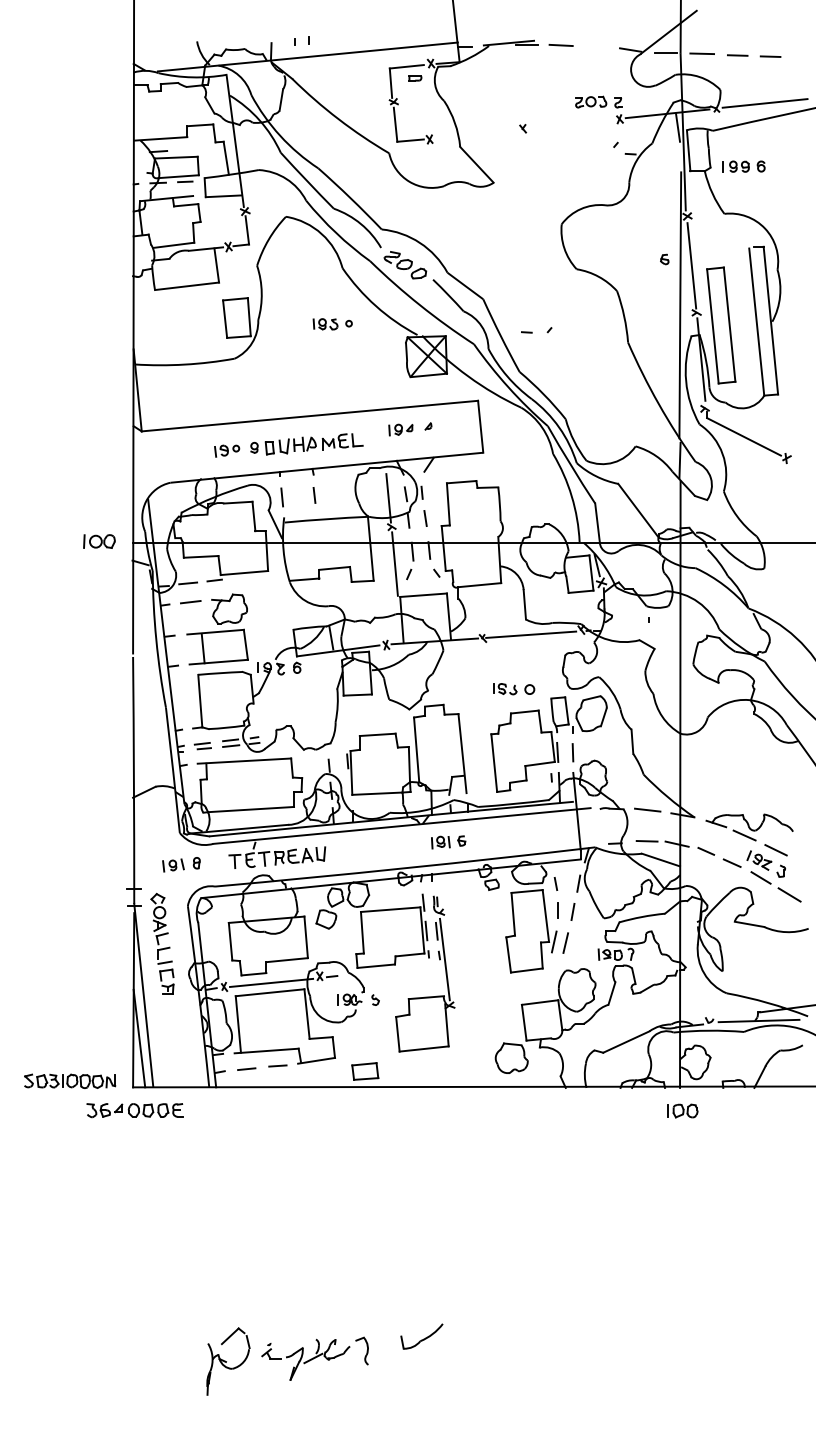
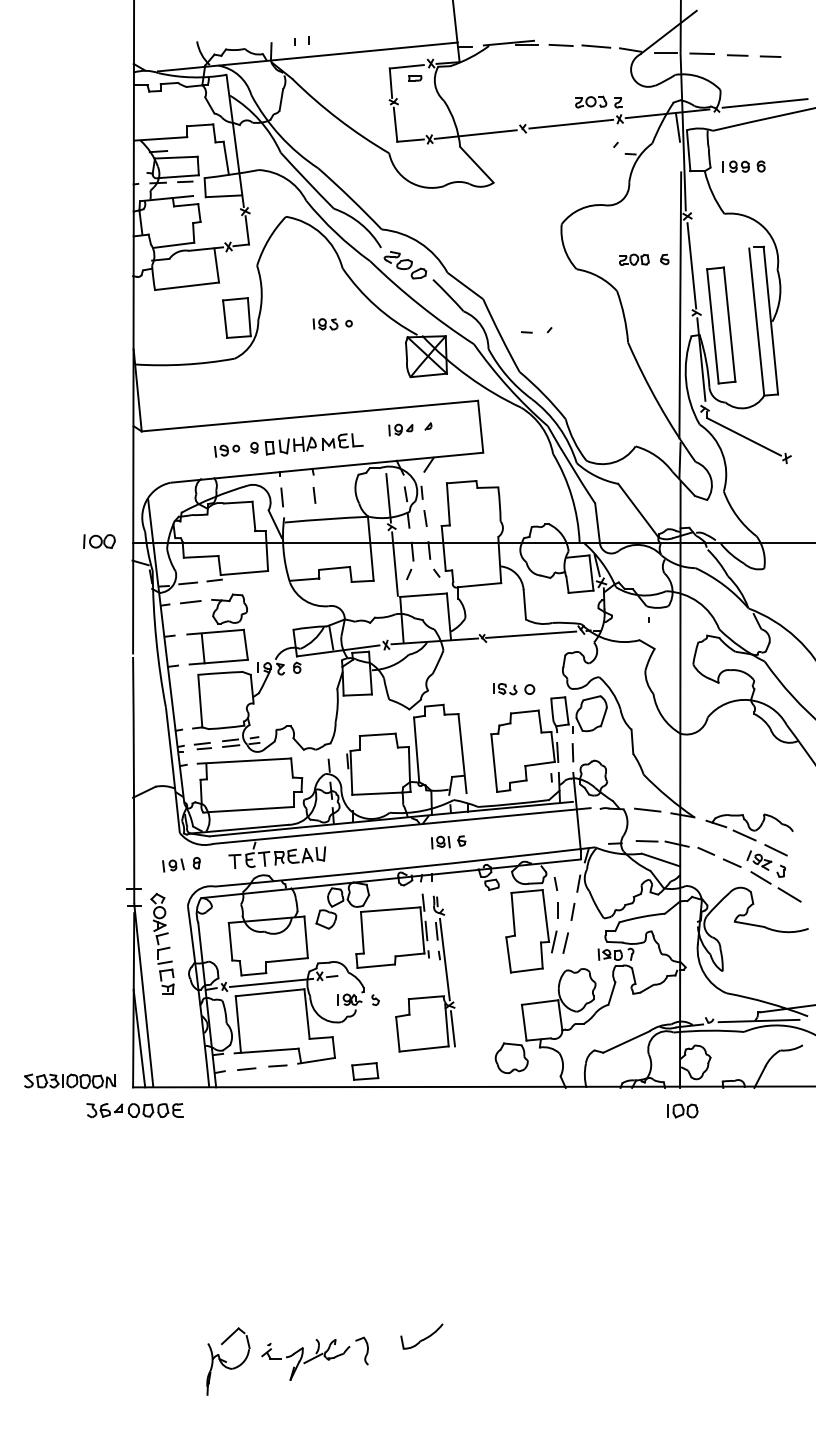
line: none -> present (596, 46)
line: none -> present (571, 123)
line: none -> present (475, 134)
part: none -> present (634, 259)
line: none -> present (452, 1028)
